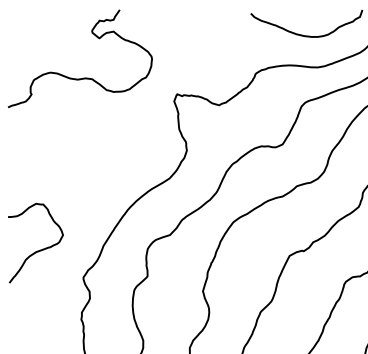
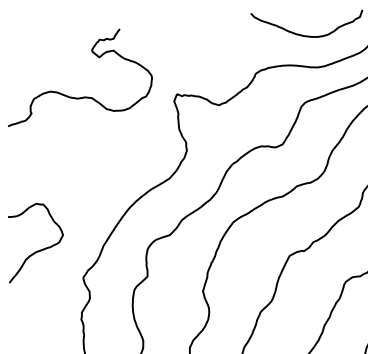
curve position: (83, 77) -> (83, 96) (83, 96)
